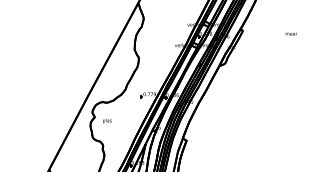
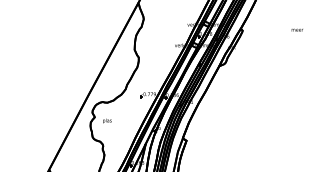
text position: (290, 33) -> (296, 29) (296, 29)
